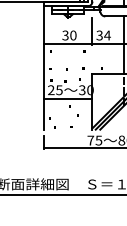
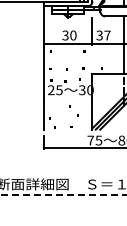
text: 34 -> 37 (107, 35)
line: present -> none (68, 99)
line: solid -> dashed (63, 195)
